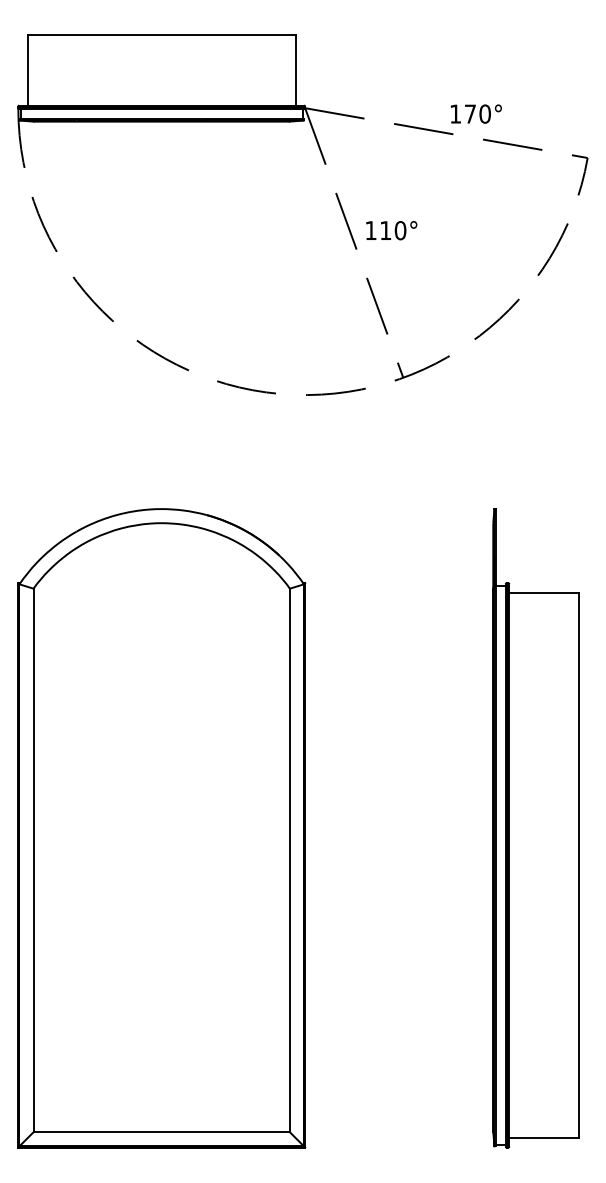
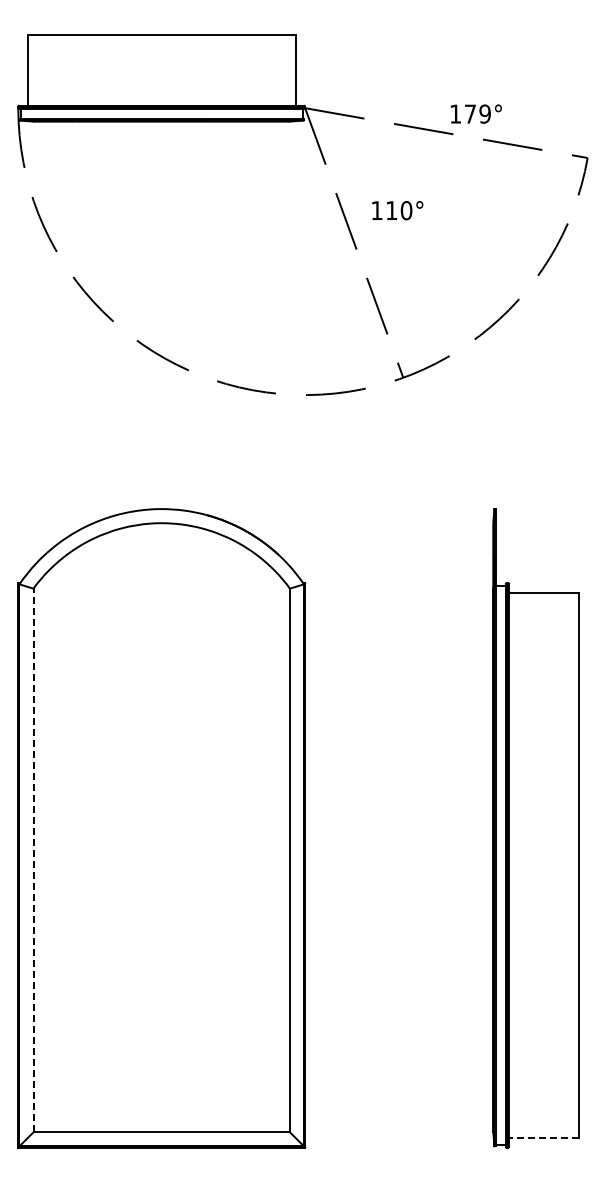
text: 170° -> 179° (484, 113)
text position: (391, 230) -> (397, 210) (397, 210)
line: solid -> dashed (33, 860)
line: solid -> dashed (543, 1138)
